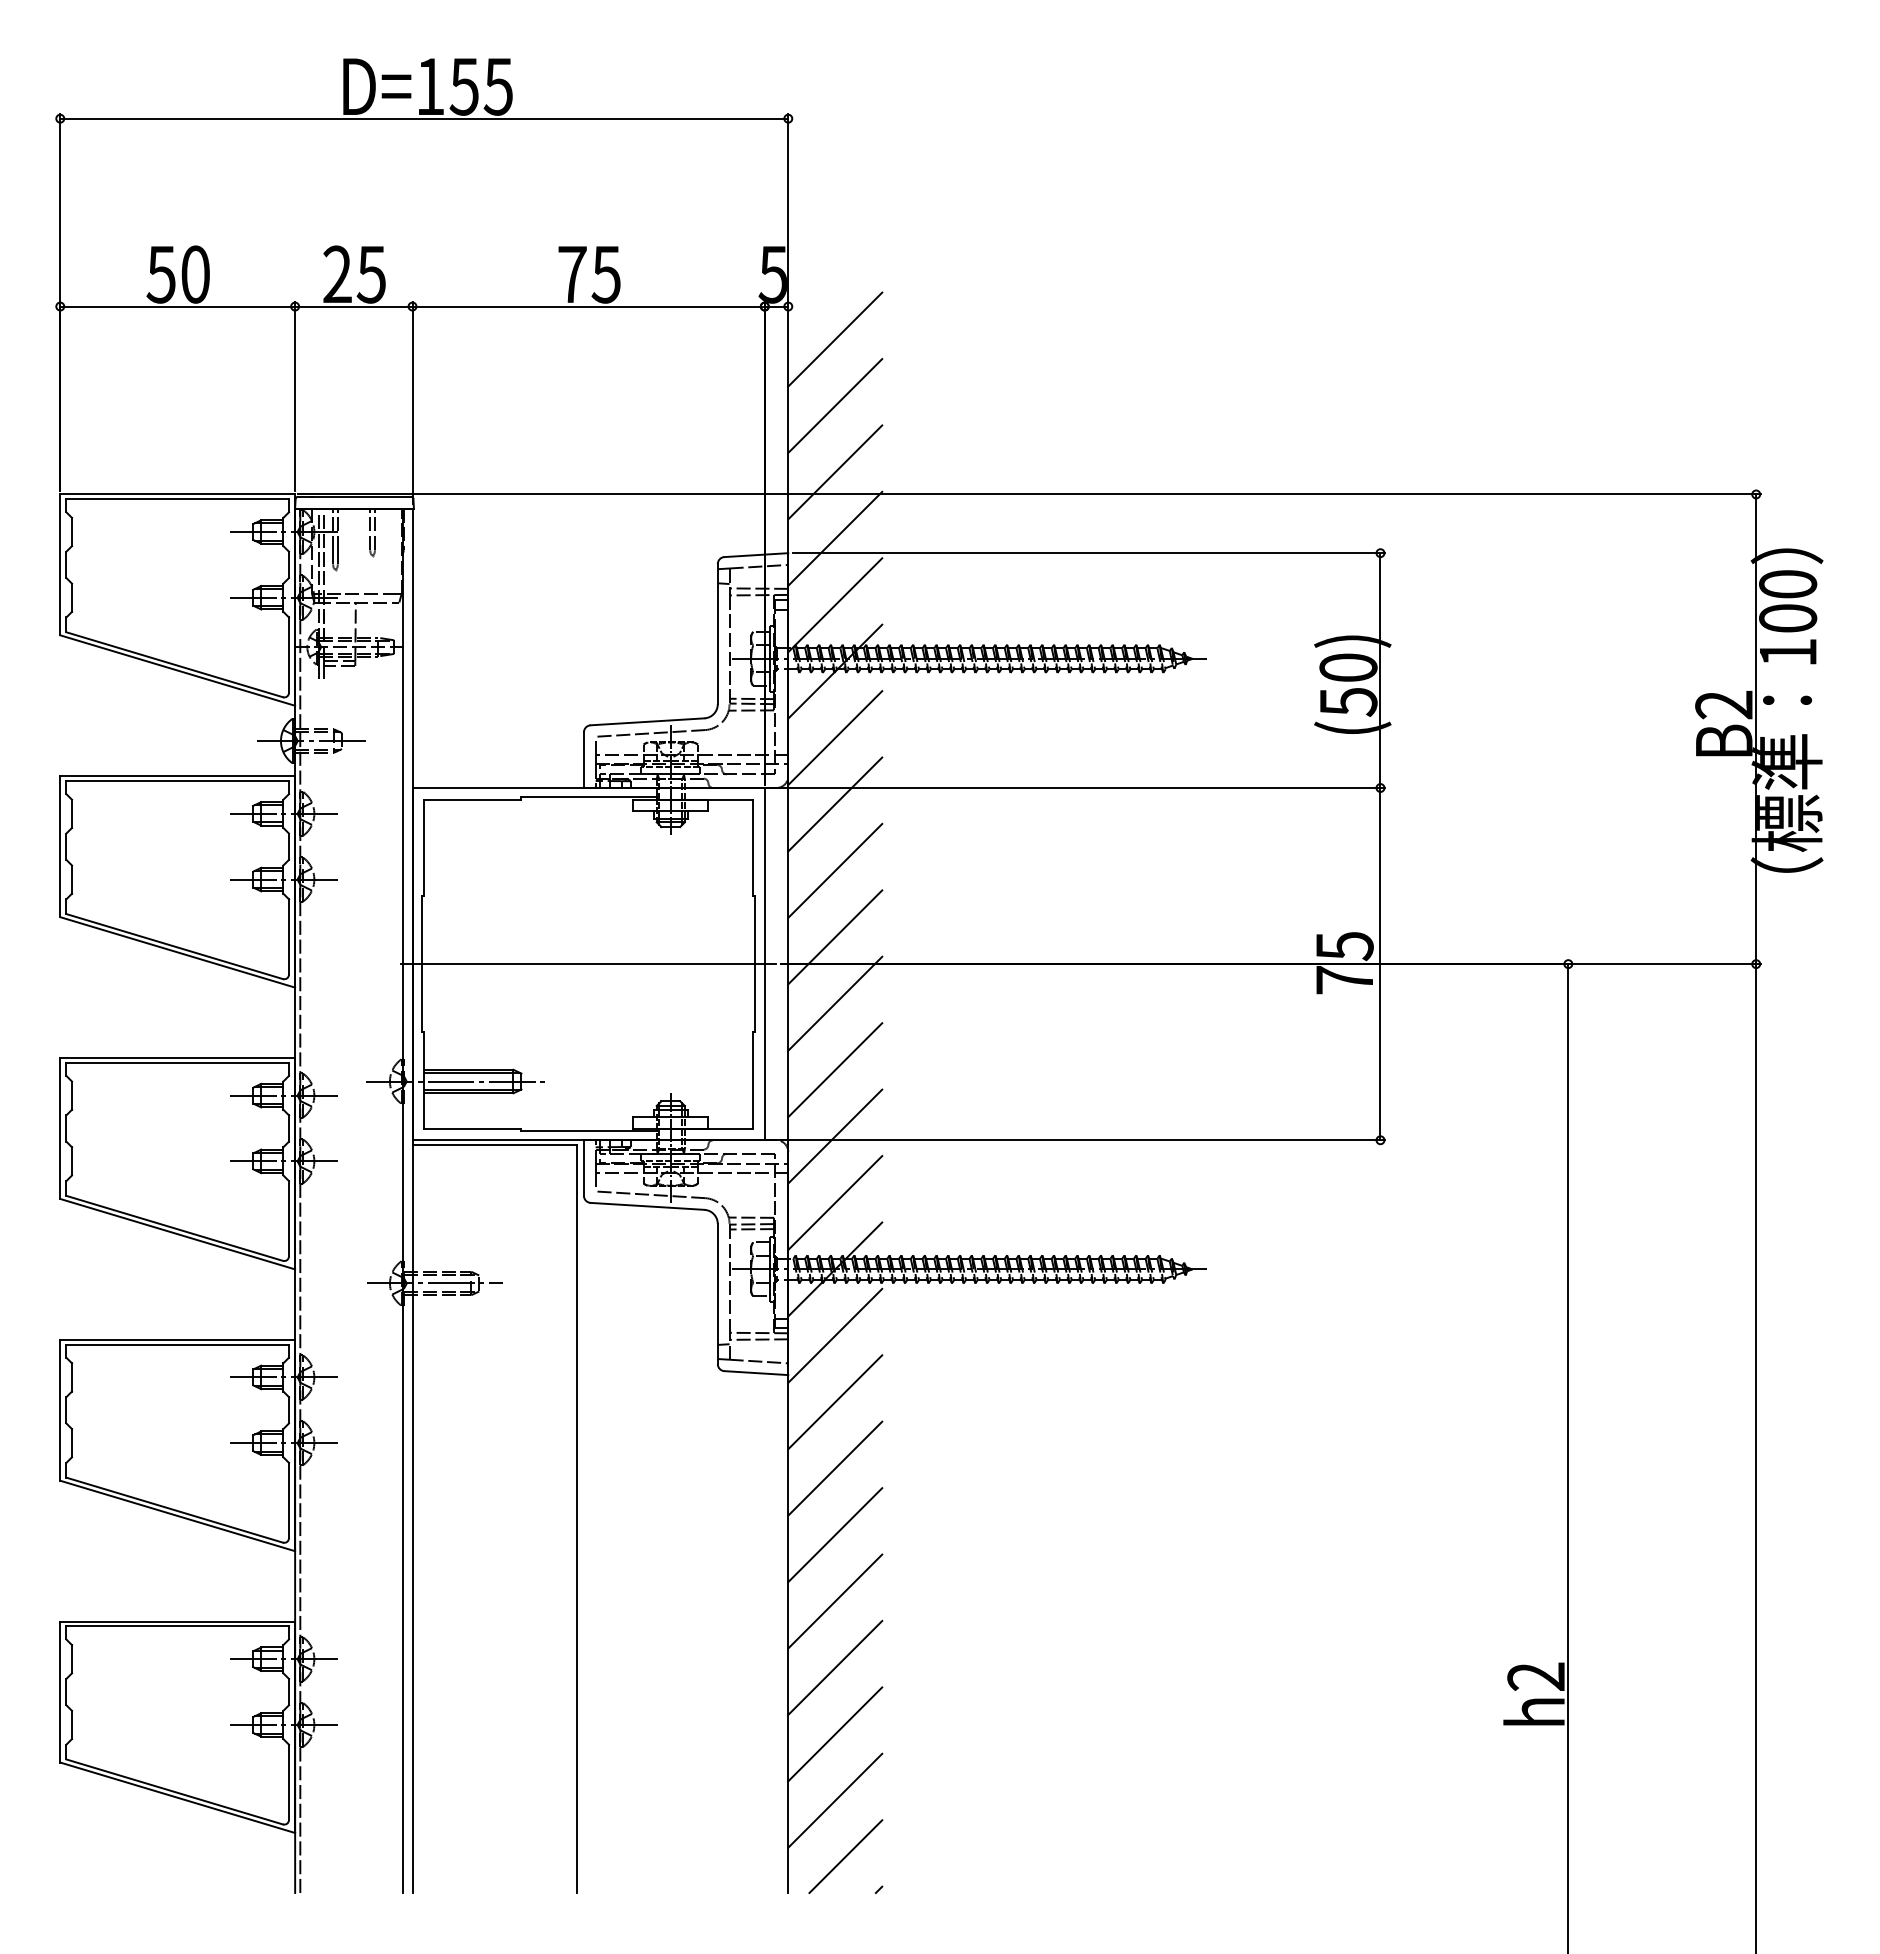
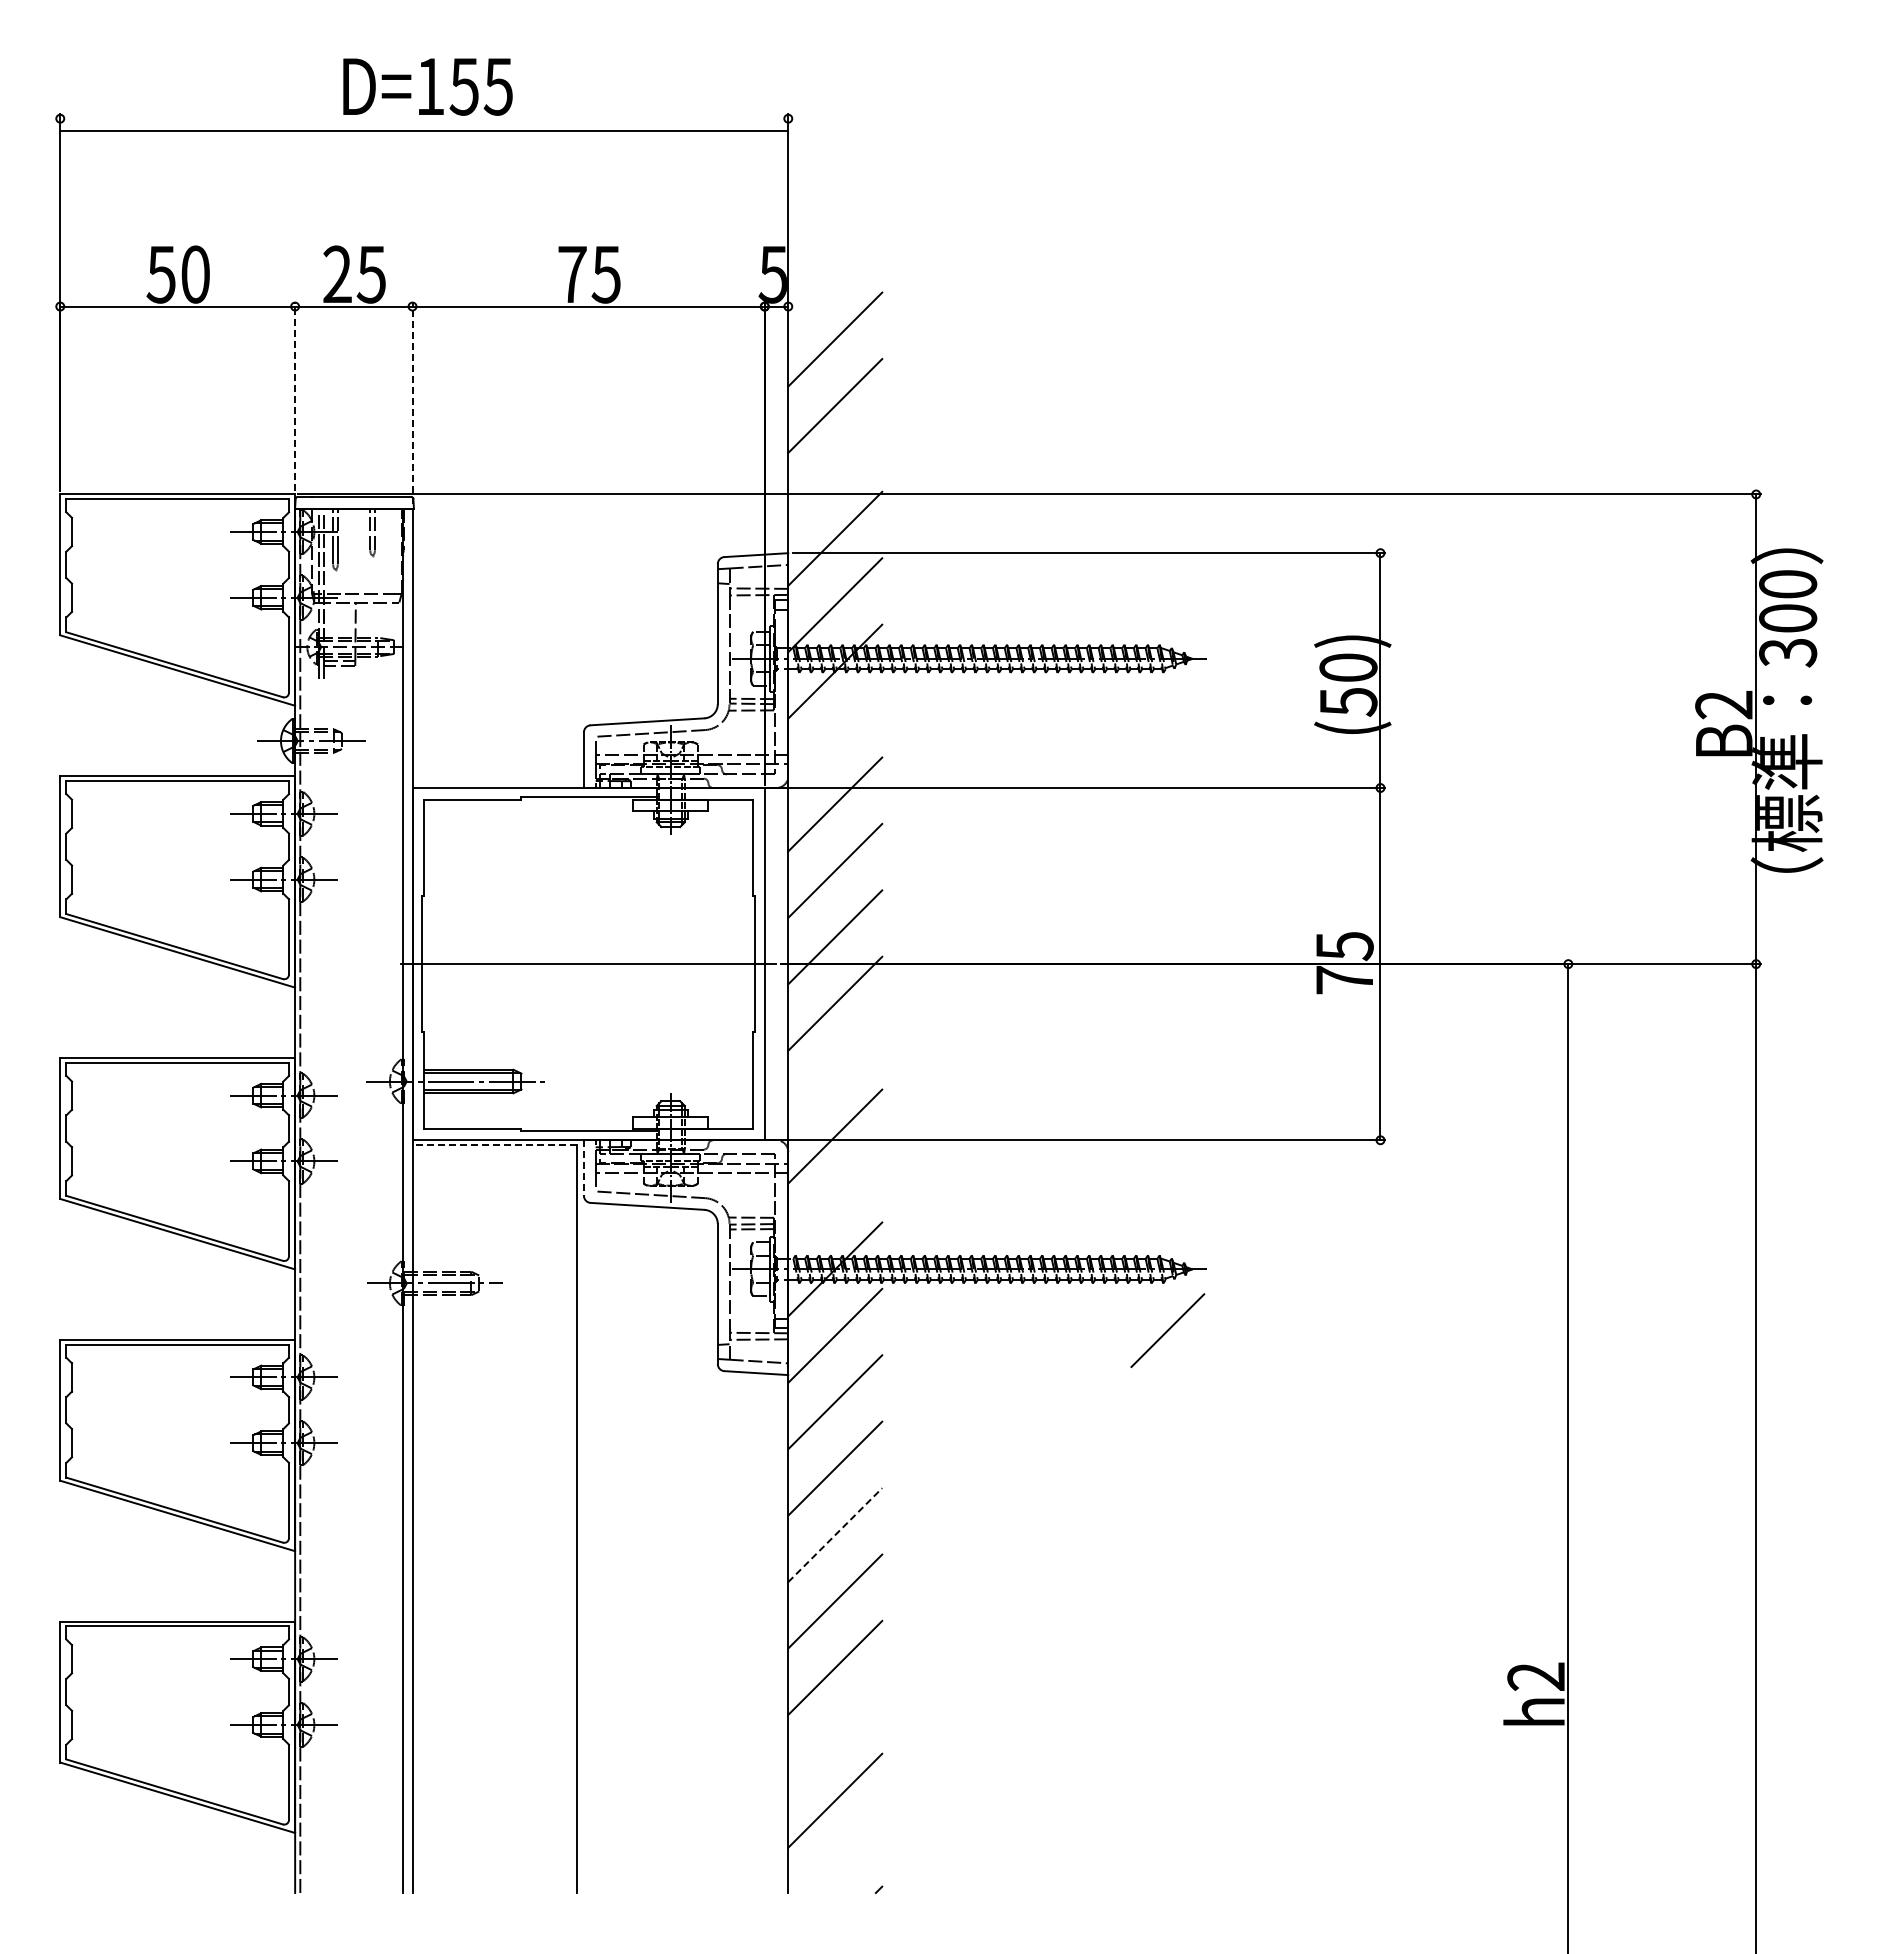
line position: (424, 118) -> (424, 130) (424, 130)
line: solid -> dashed (295, 396)
line: solid -> dashed (412, 402)
line: present -> none (835, 472)
text: 100 -> 300 (1788, 653)
line: present -> none (835, 738)
line: present -> none (835, 1070)
line: solid -> dashed (494, 1144)
line: solid -> dashed (583, 1168)
line: present -> none (835, 1202)
line: solid -> dashed (835, 1534)
line: present -> none (835, 1734)
line position: (845, 1856) -> (1167, 1330) (1167, 1330)
